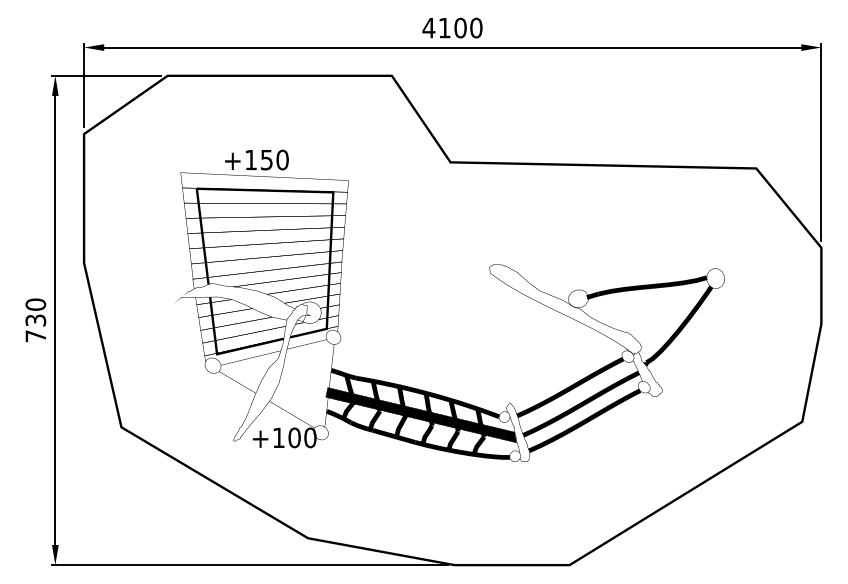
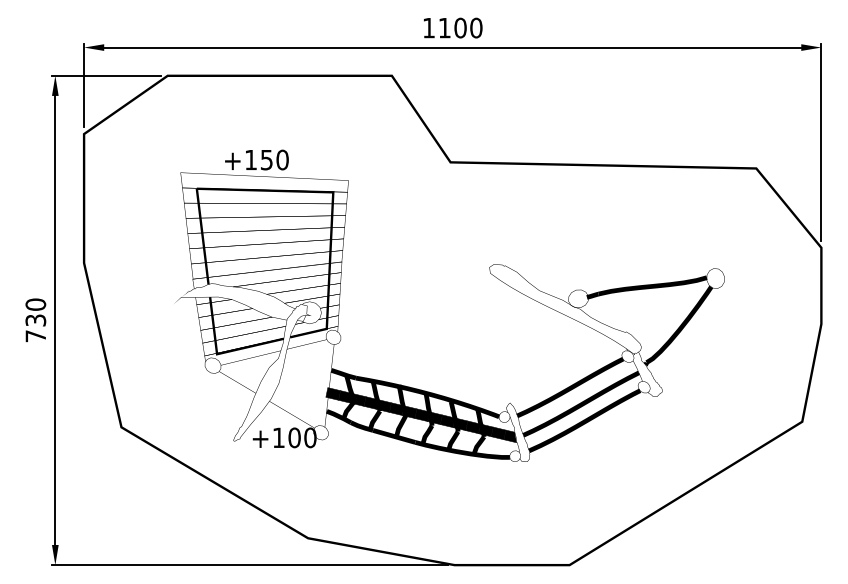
text: 4100 -> 1100 (428, 28)
